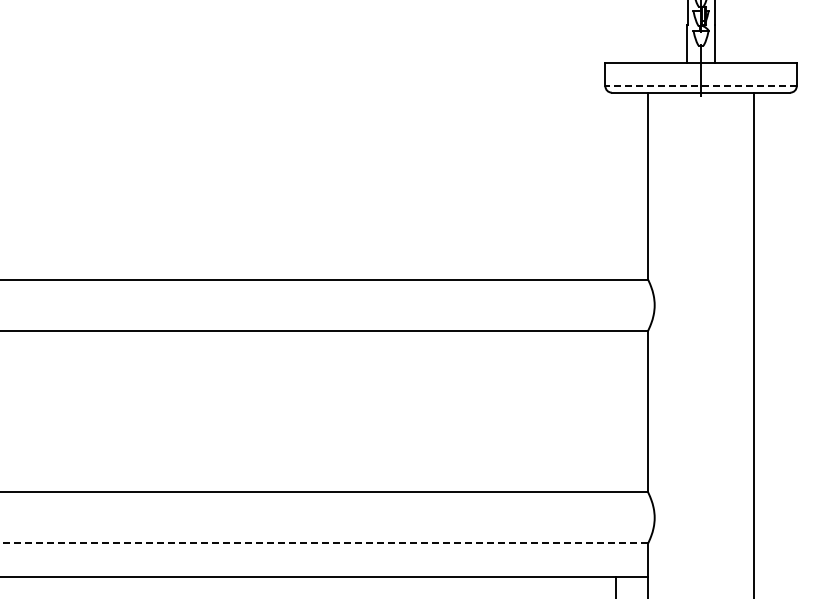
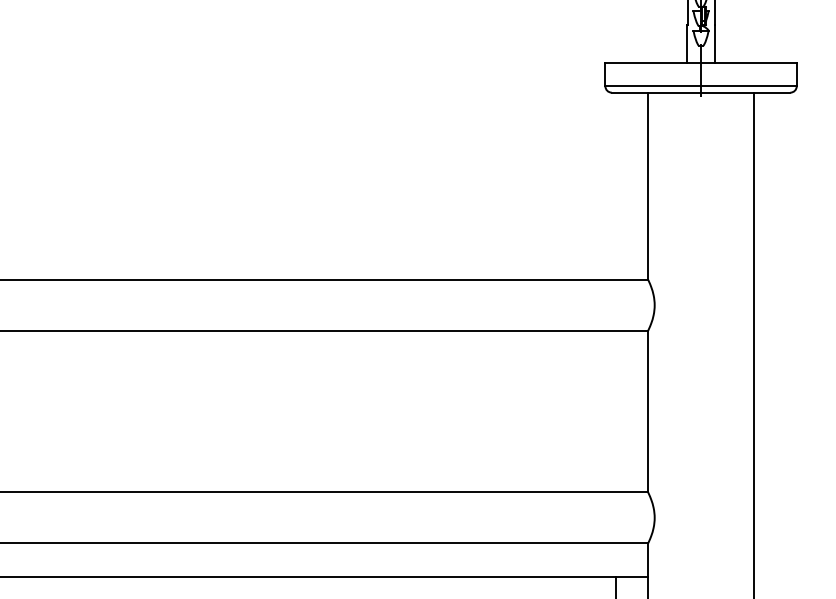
line: dashed -> solid (701, 86)
line: dashed -> solid (324, 543)
